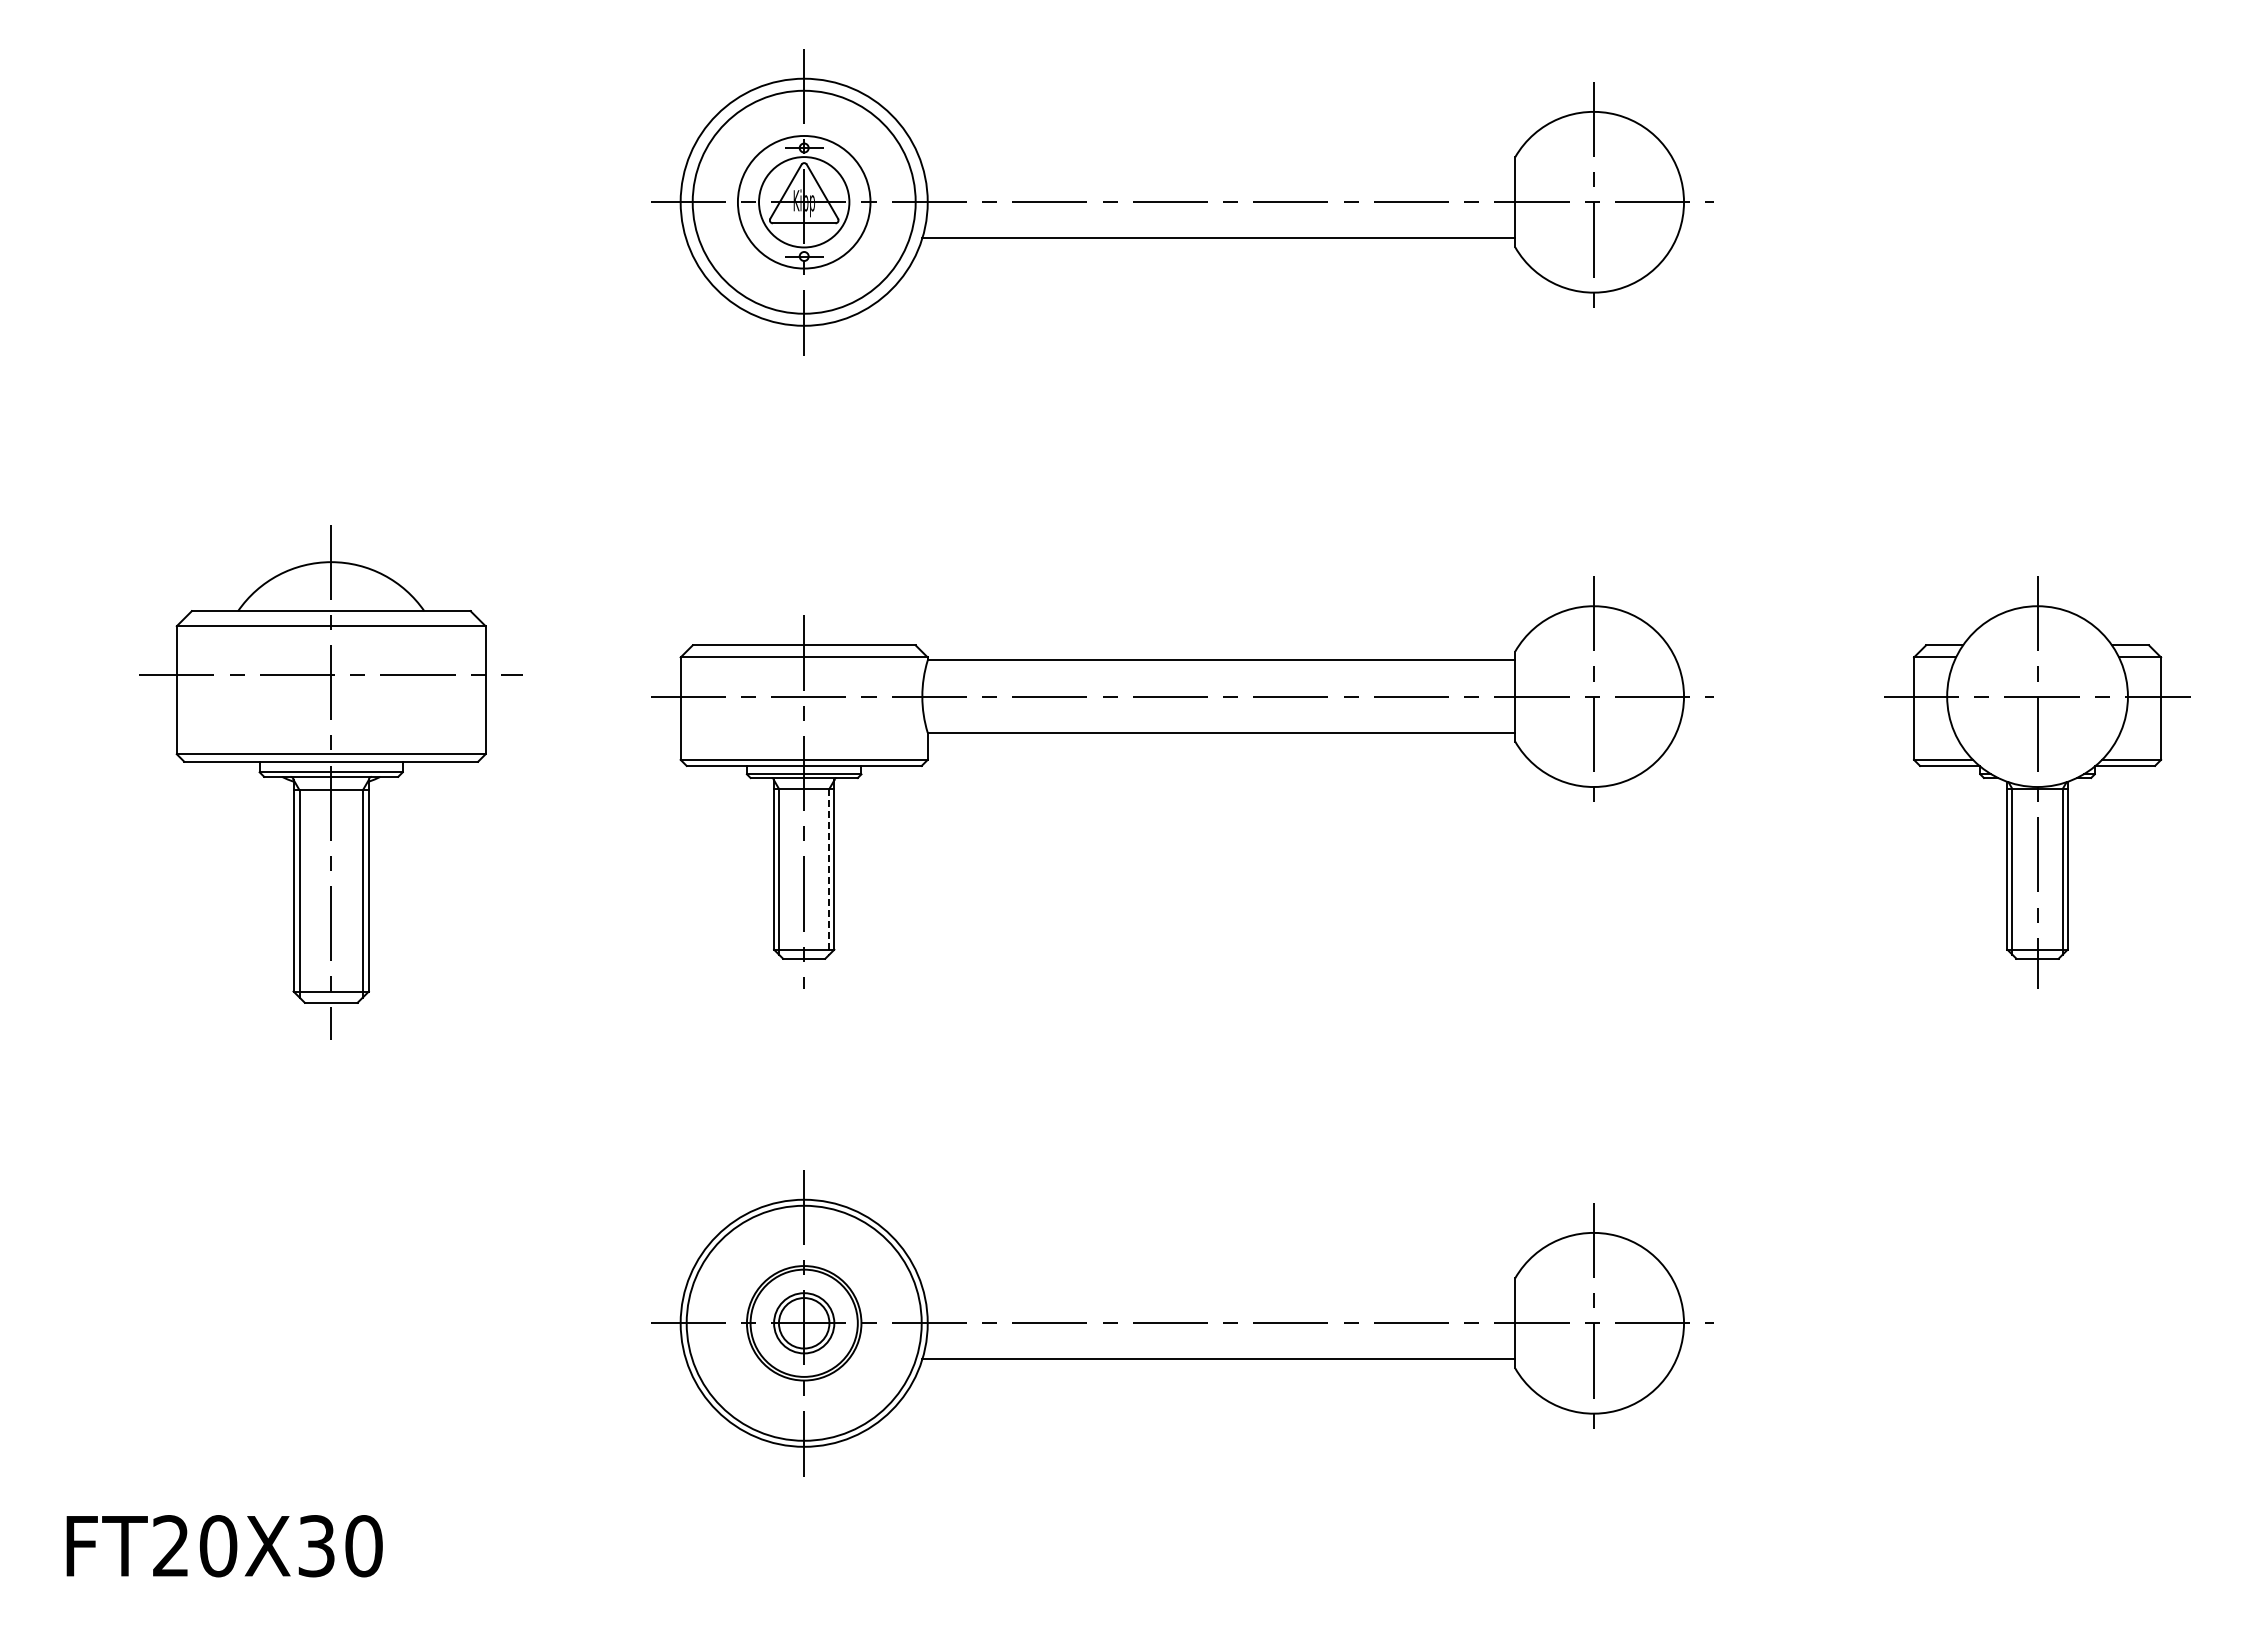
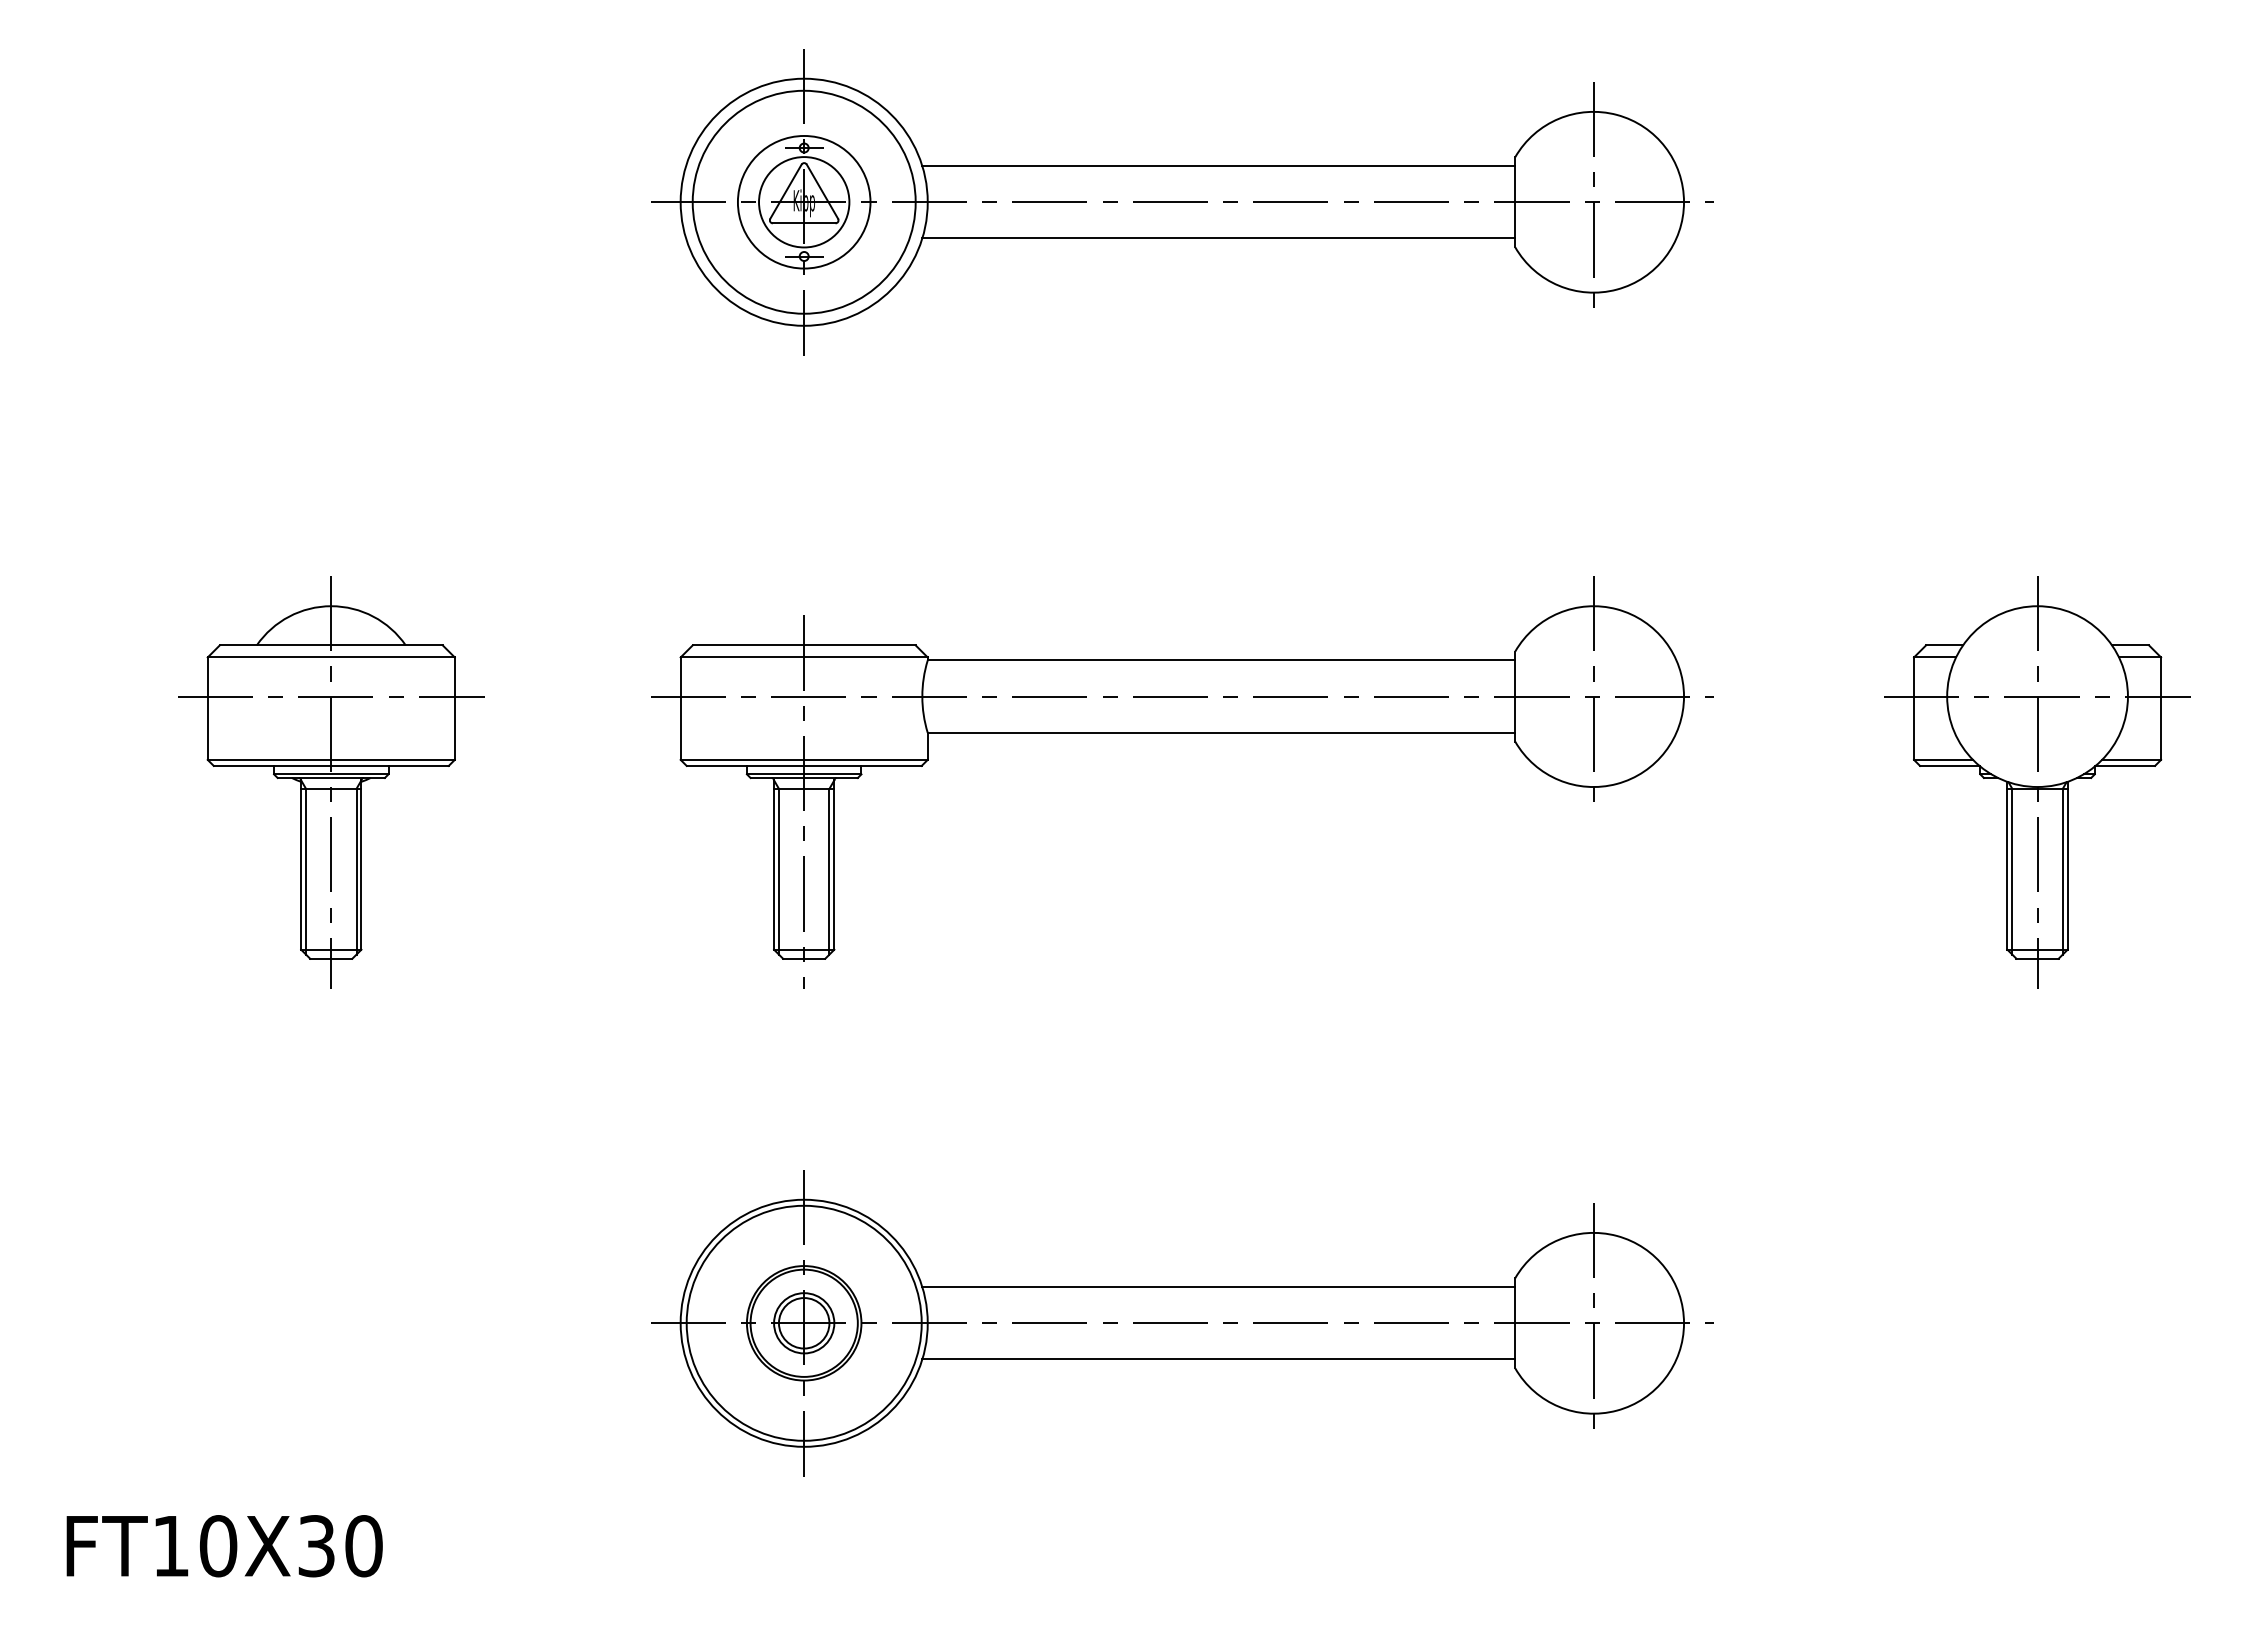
line: none -> present (1218, 166)
part size: 384x515 px -> 307x413 px (331, 782)
line: dashed -> solid (829, 871)
line: none -> present (1218, 1287)
text: FT20X30 -> FT10X30 (170, 1545)
